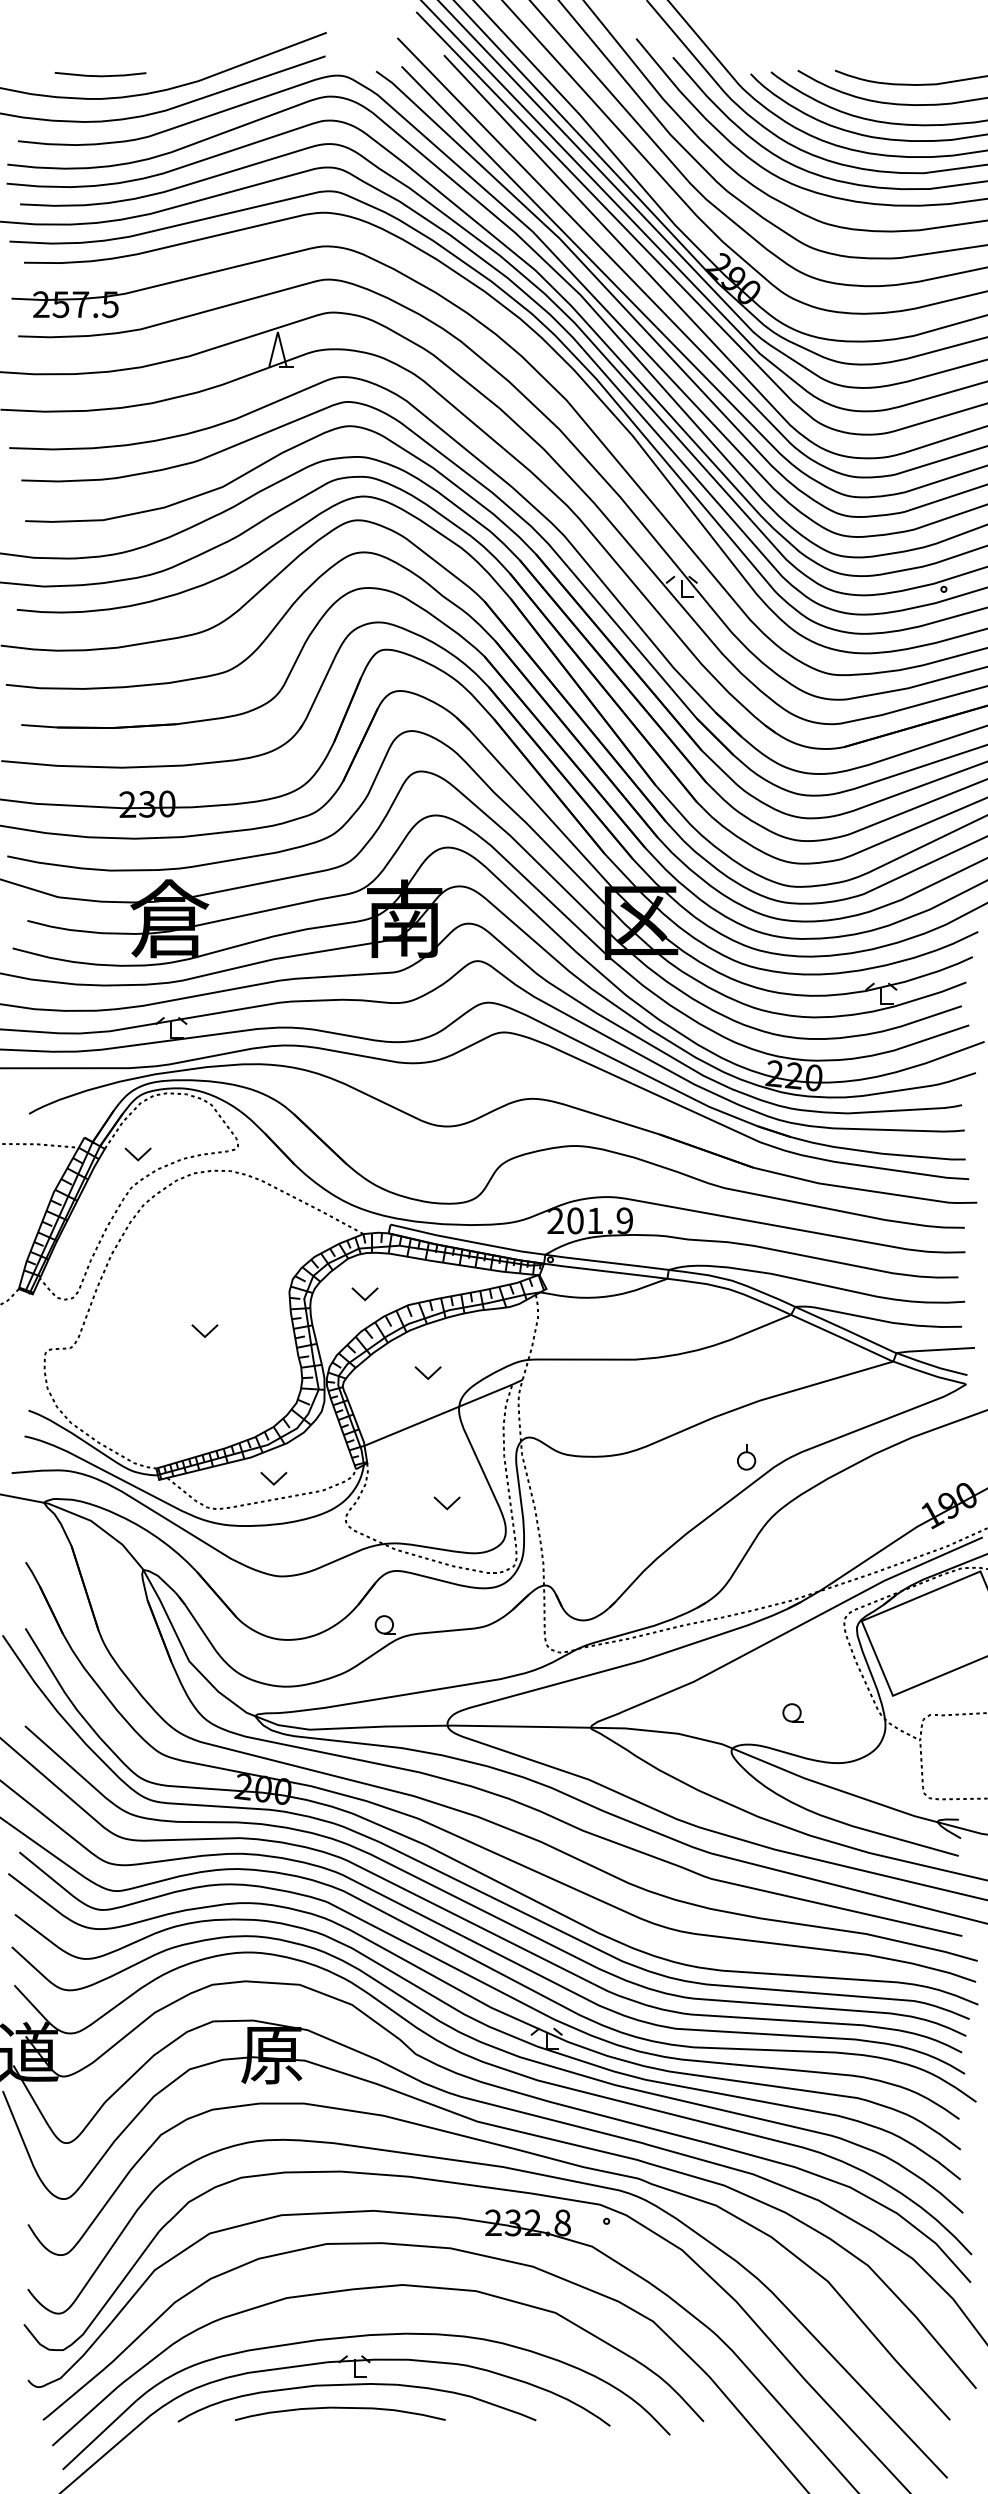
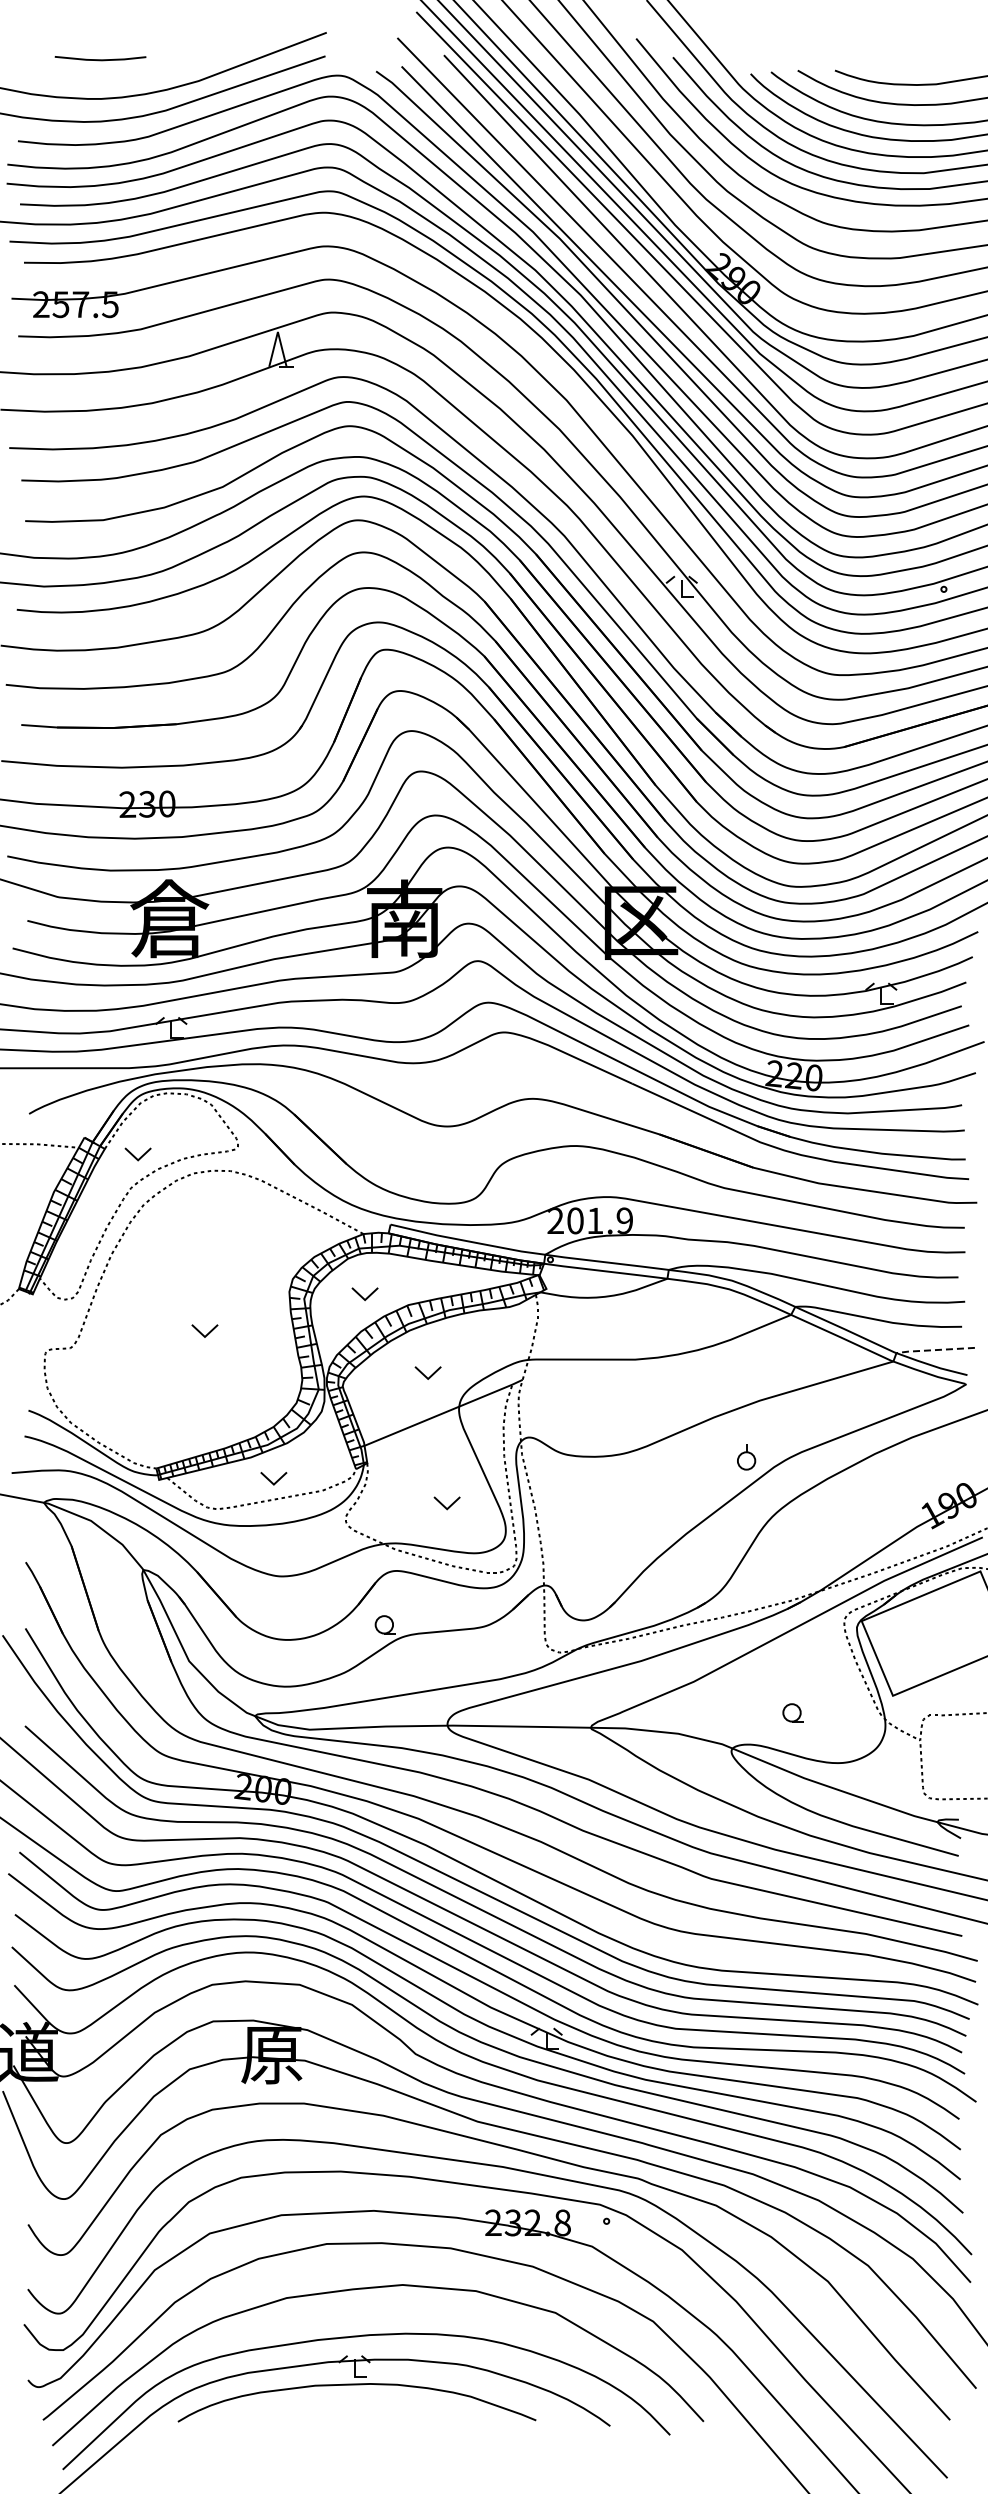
line position: (100, 75) -> (100, 59) (100, 59)
line: solid -> dashed (935, 1350)
curve: present -> none (340, 2408)
